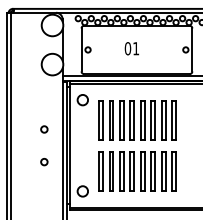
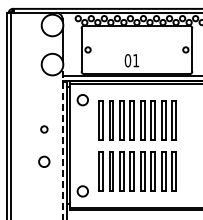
text position: (131, 48) -> (131, 60) (131, 60)
line: solid -> dashed (62, 143)
circle size: 9x9 px -> 13x13 px (44, 161)
